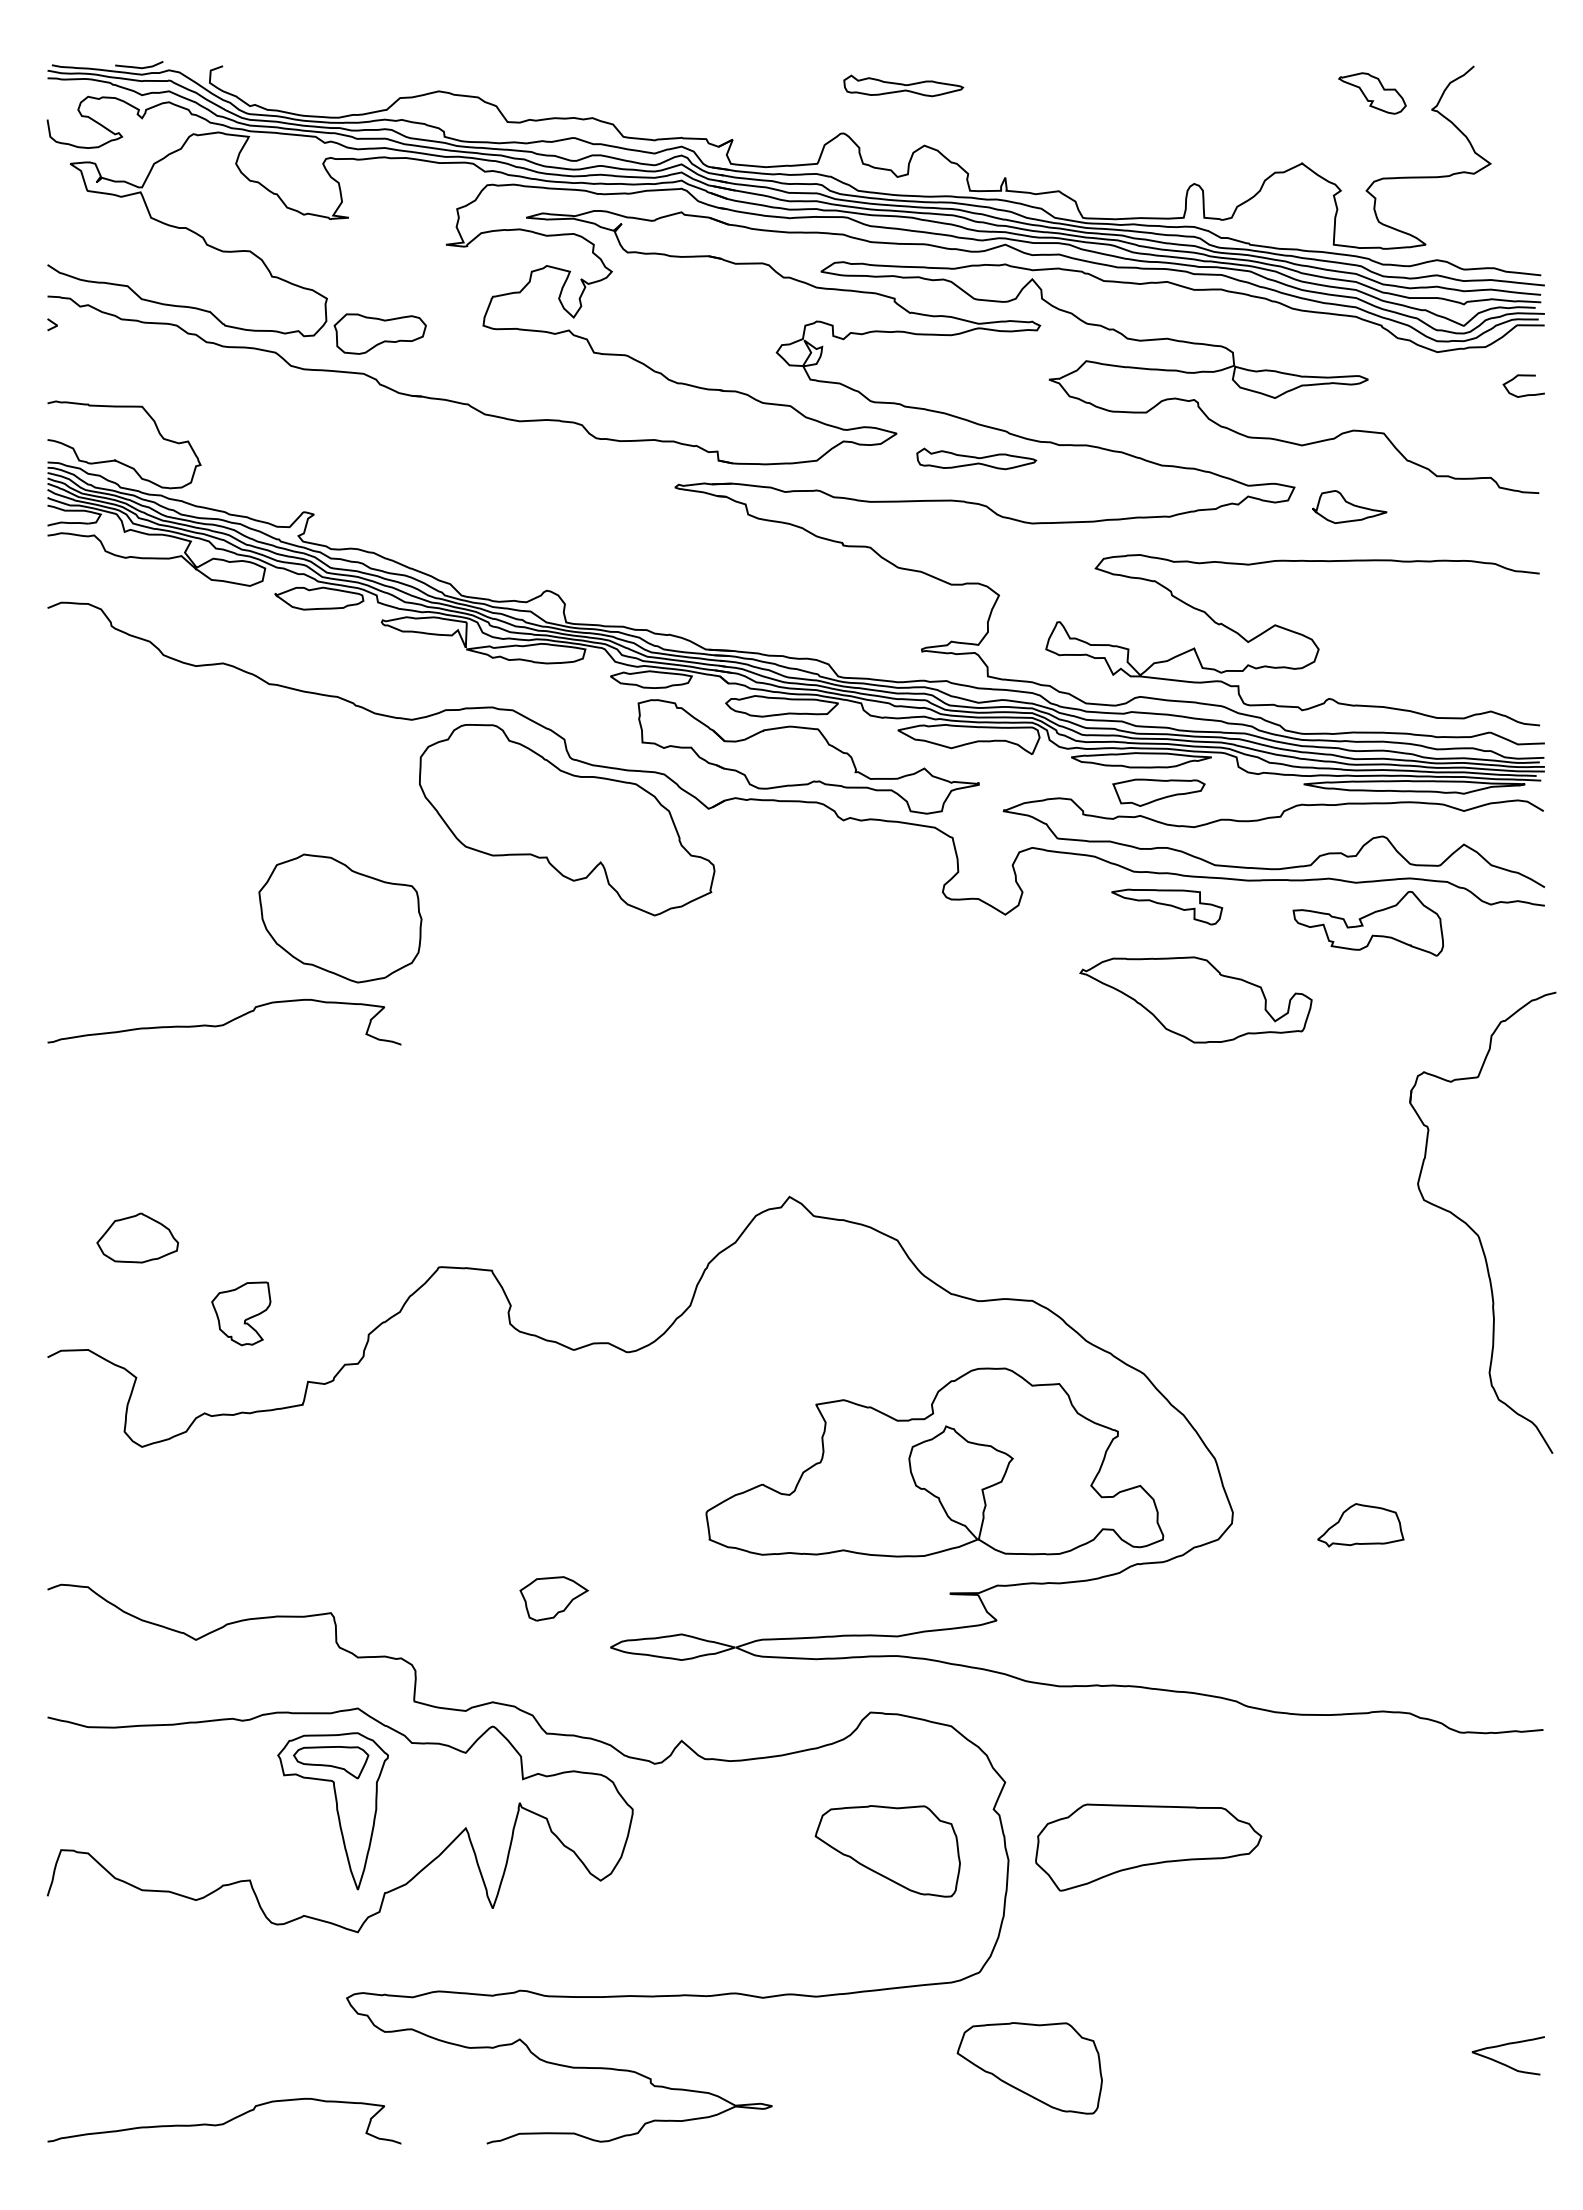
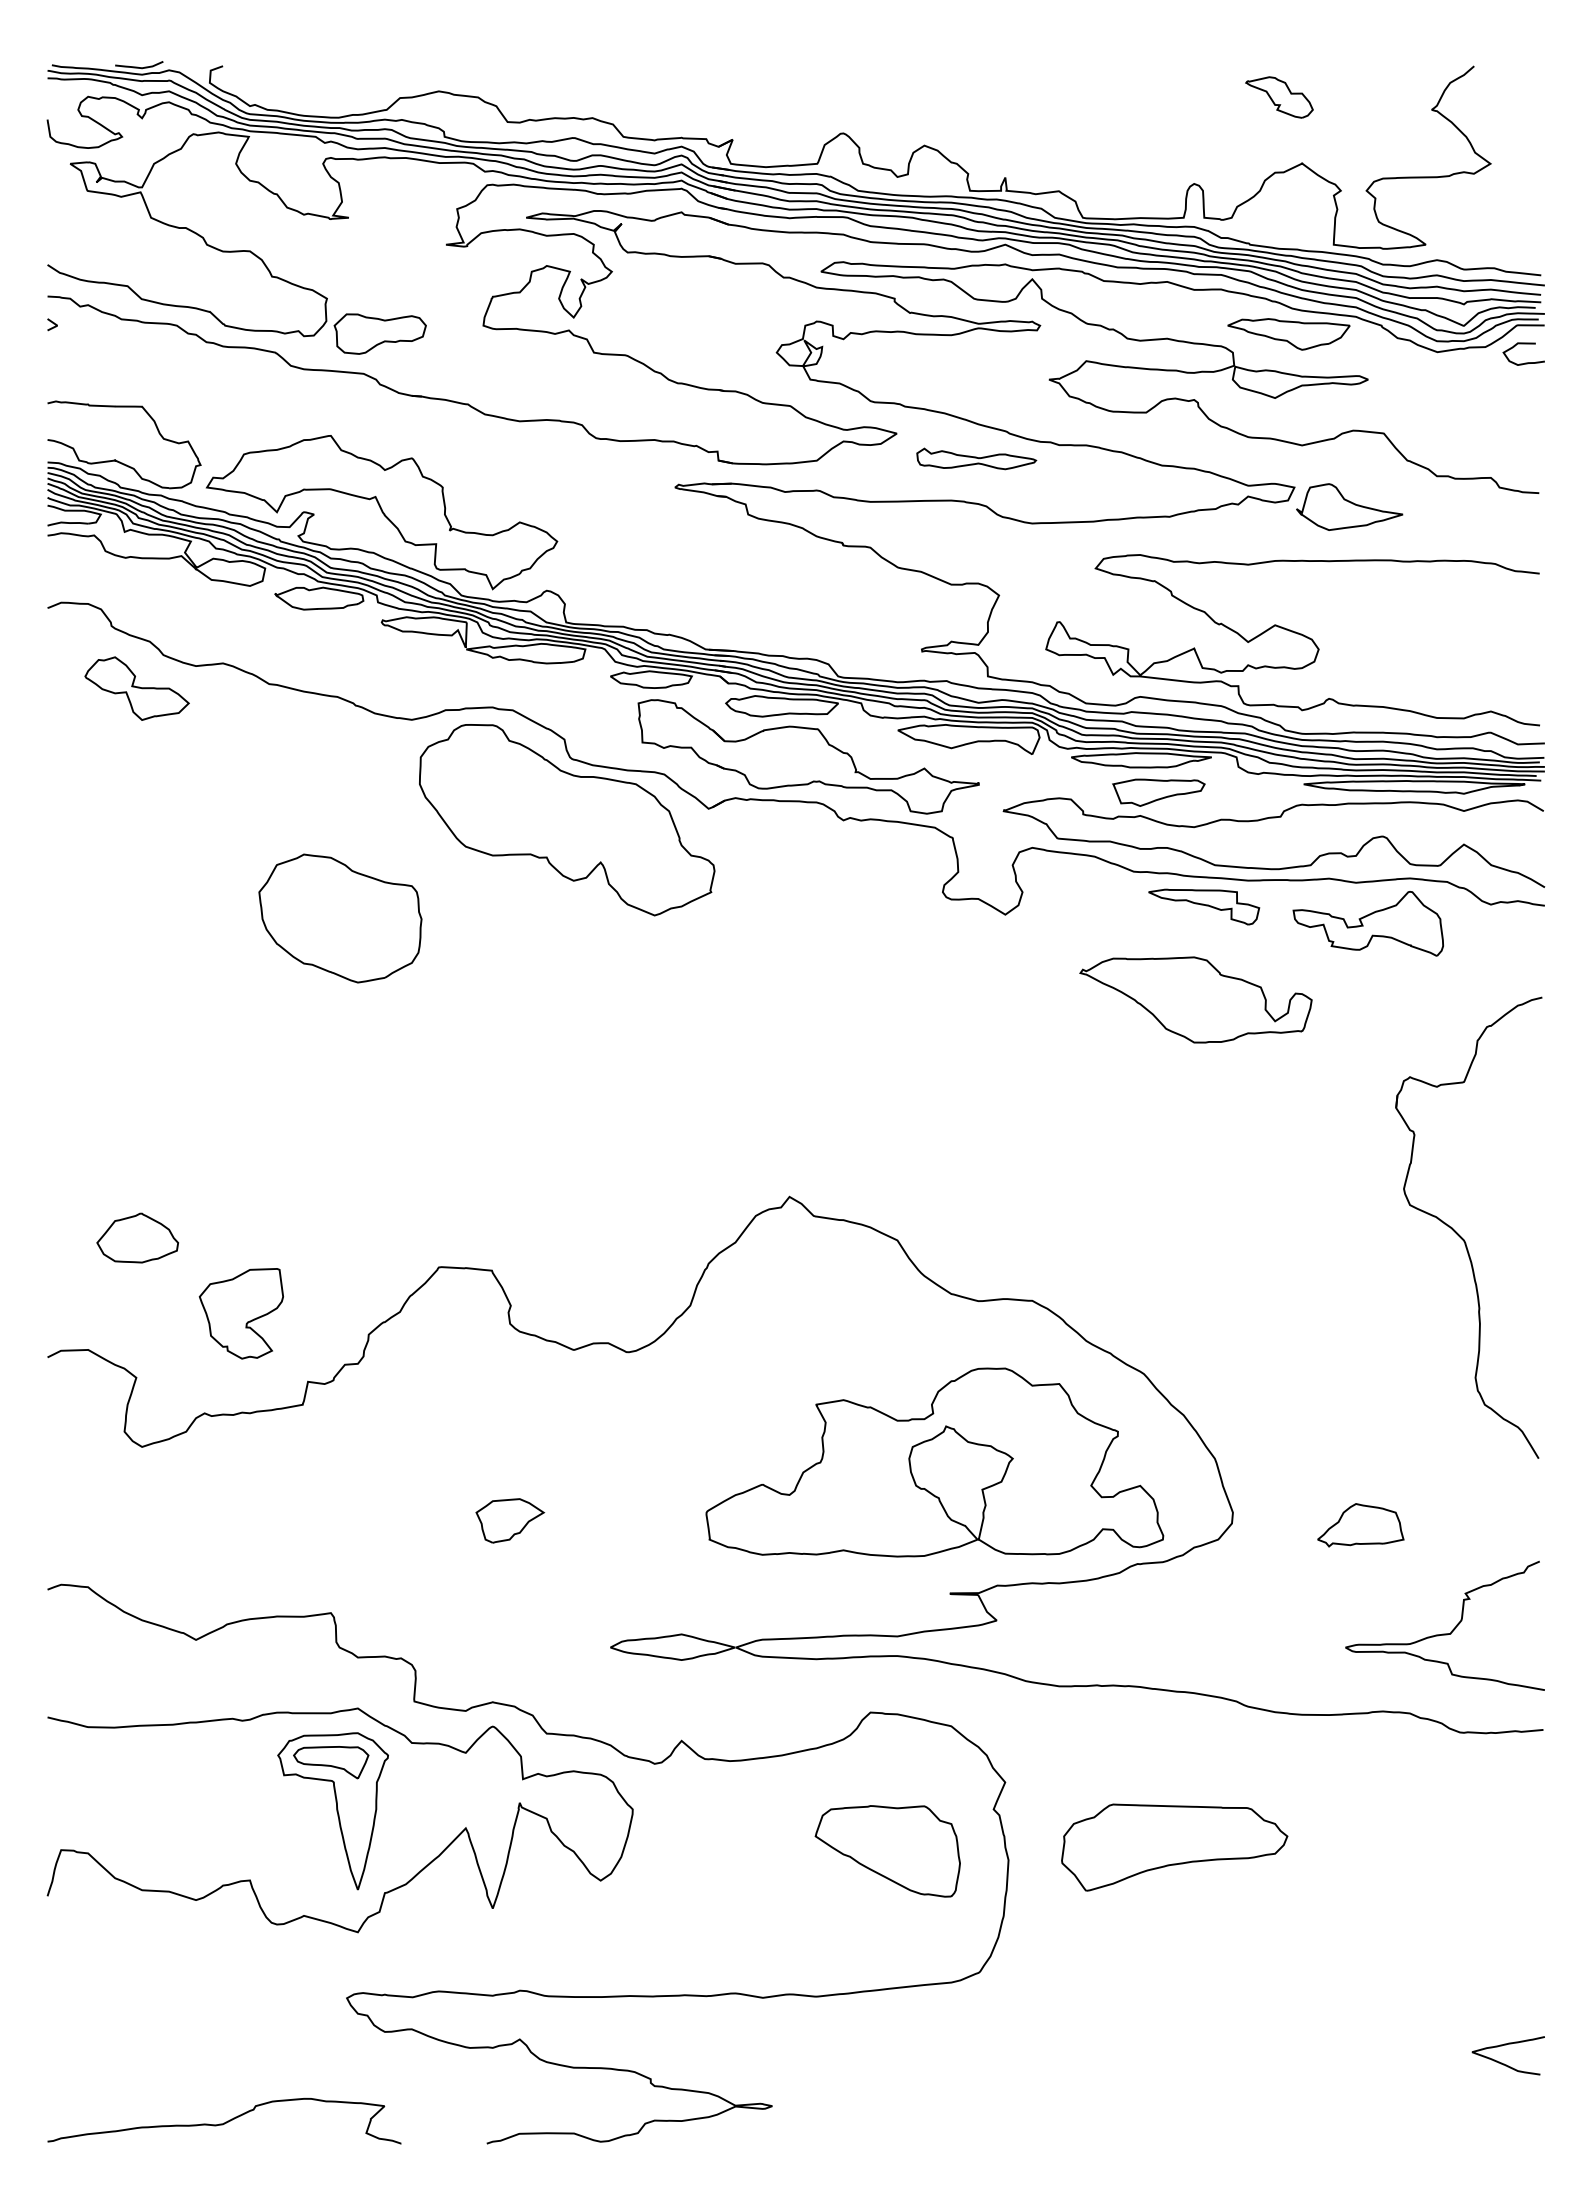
part: present -> none (903, 85)
part position: (1372, 93) -> (1279, 97) (1279, 97)
part: none -> present (1288, 334)
curve position: (1523, 376) -> (1523, 344) (1523, 344)
part size: 76x35 px -> 108x48 px (1349, 506)
part: none -> present (381, 512)
part: none -> present (136, 688)
part position: (1167, 906) -> (1204, 906) (1204, 906)
curve: present -> none (225, 1022)
part position: (1474, 1230) -> (1460, 1235) (1460, 1235)
part size: 61x66 px -> 86x92 px (240, 1313)
part position: (554, 1598) -> (510, 1520) (510, 1520)
curve: none -> present (1444, 1633)
part position: (1148, 1847) -> (1174, 1847) (1174, 1847)
part: present -> none (1029, 2068)
